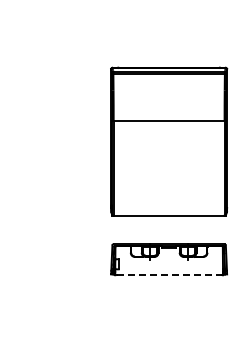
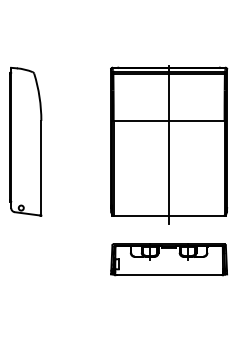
part: none -> present (25, 141)
line: none -> present (169, 144)
line: dashed -> solid (169, 275)
